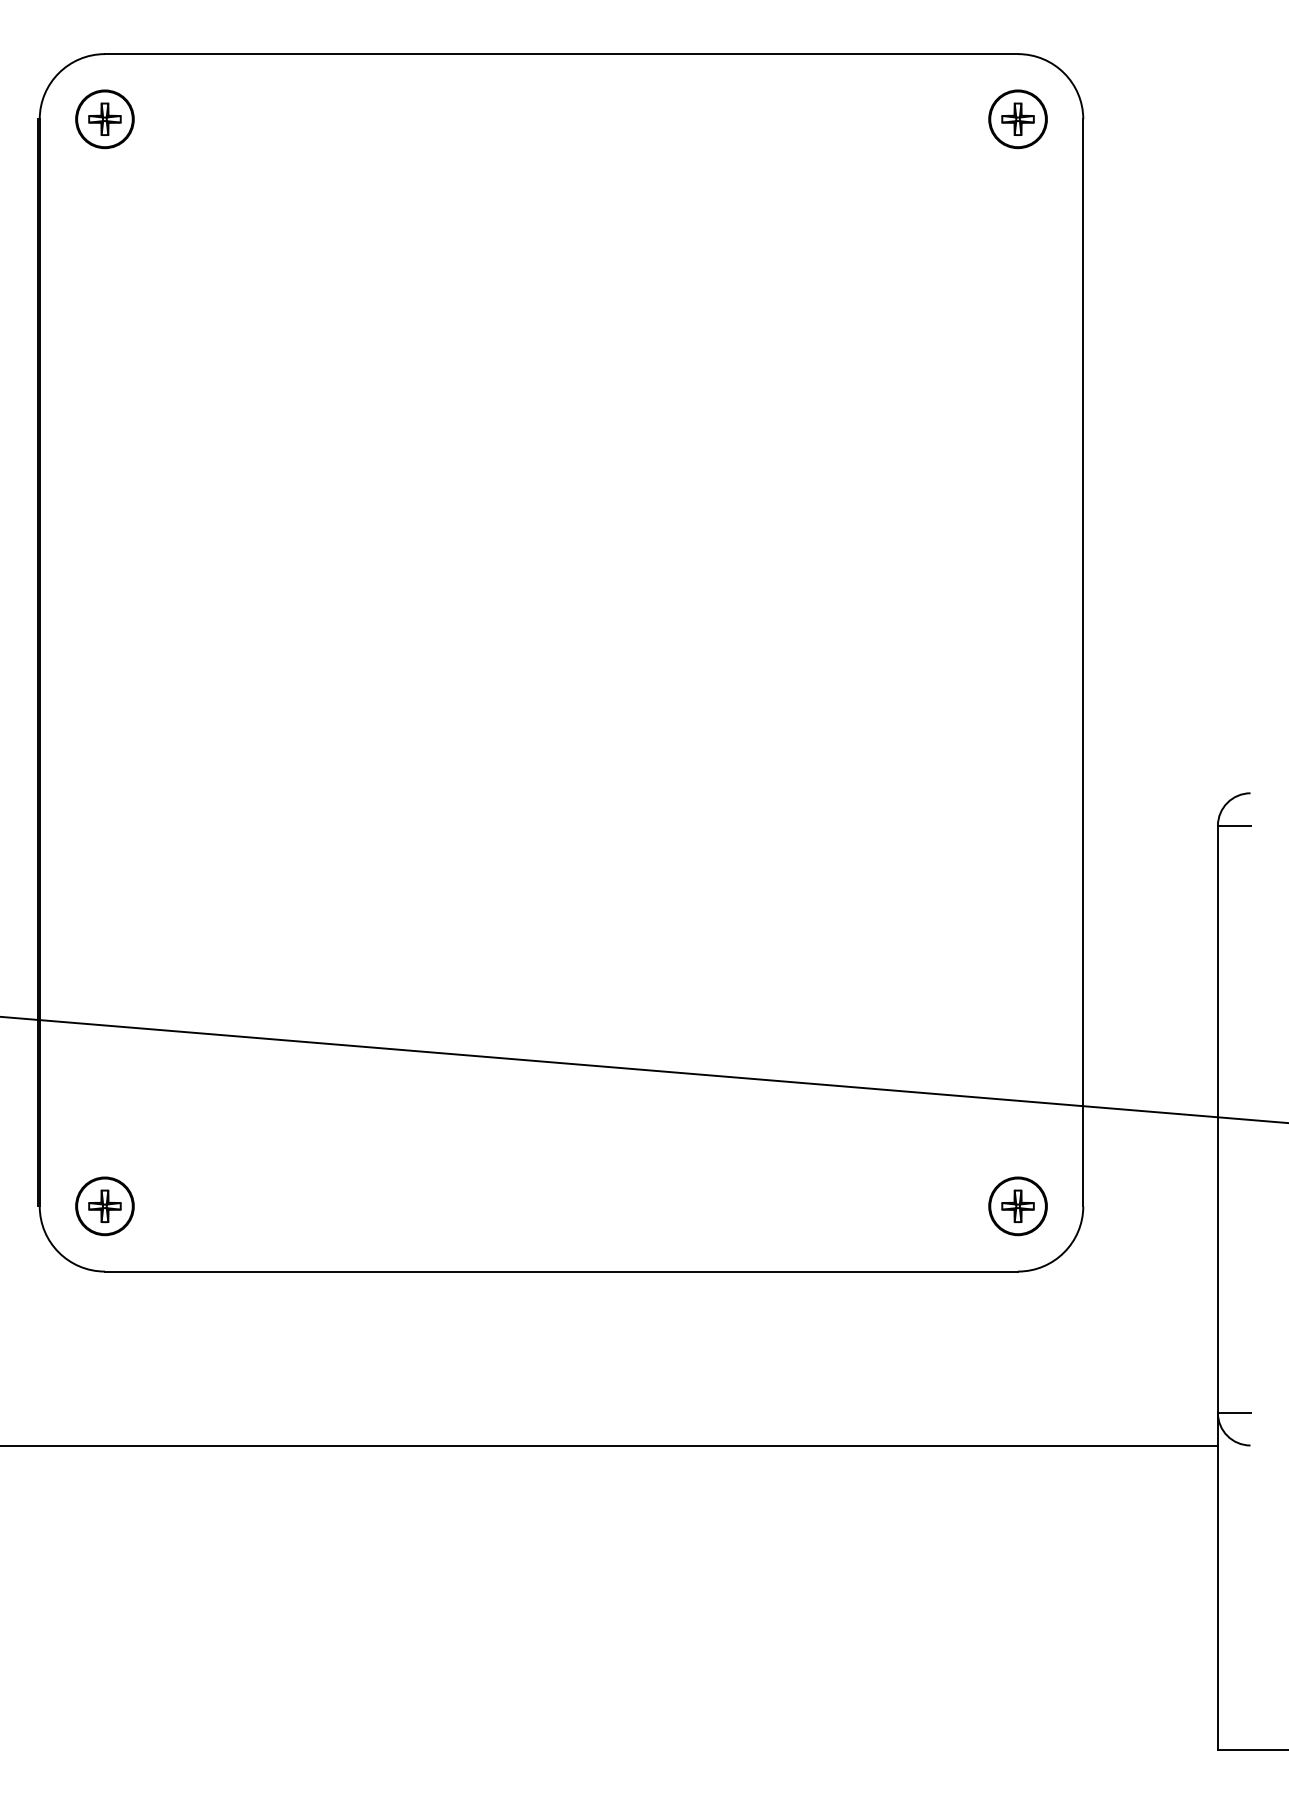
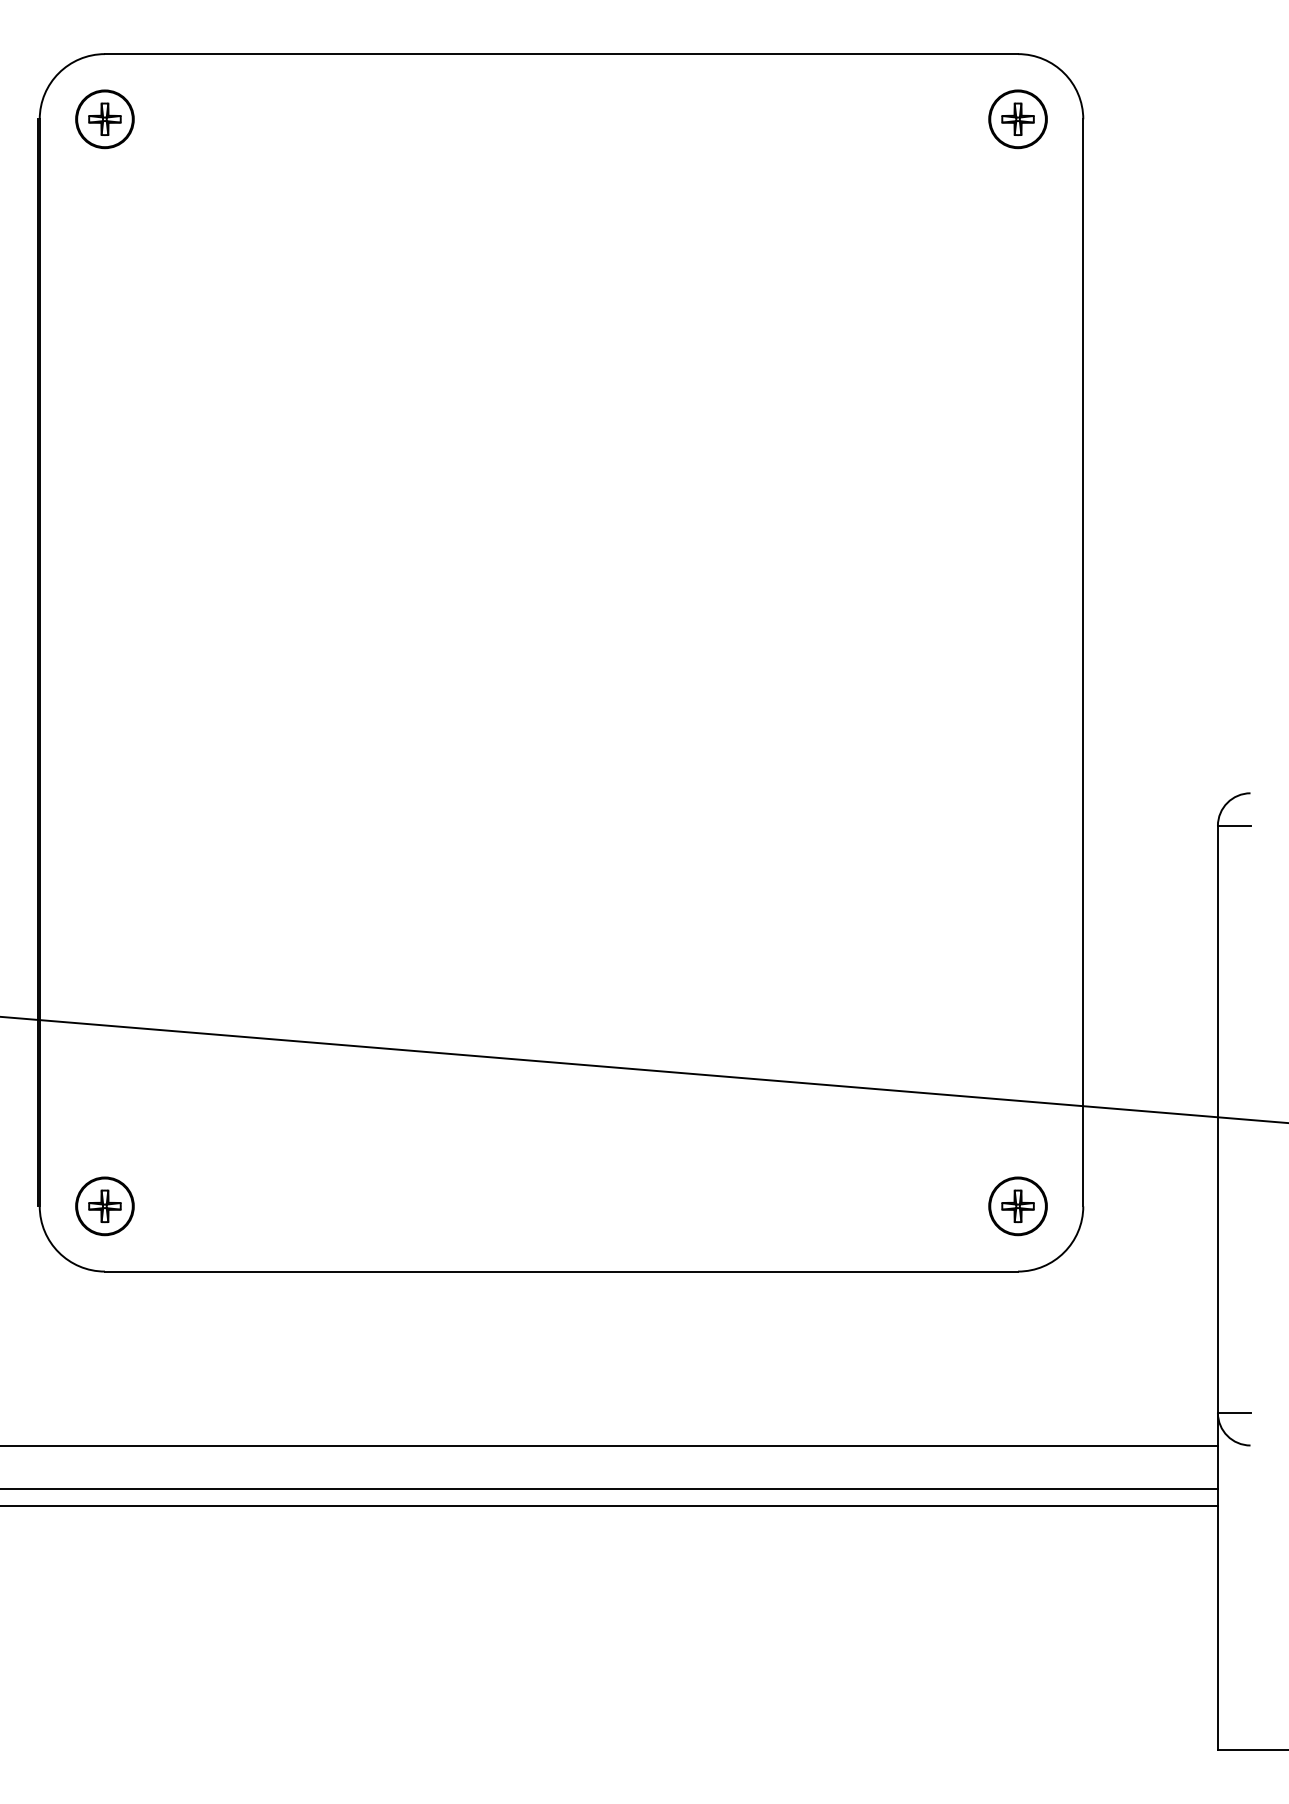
line: none -> present (609, 1488)
line: none -> present (609, 1506)
